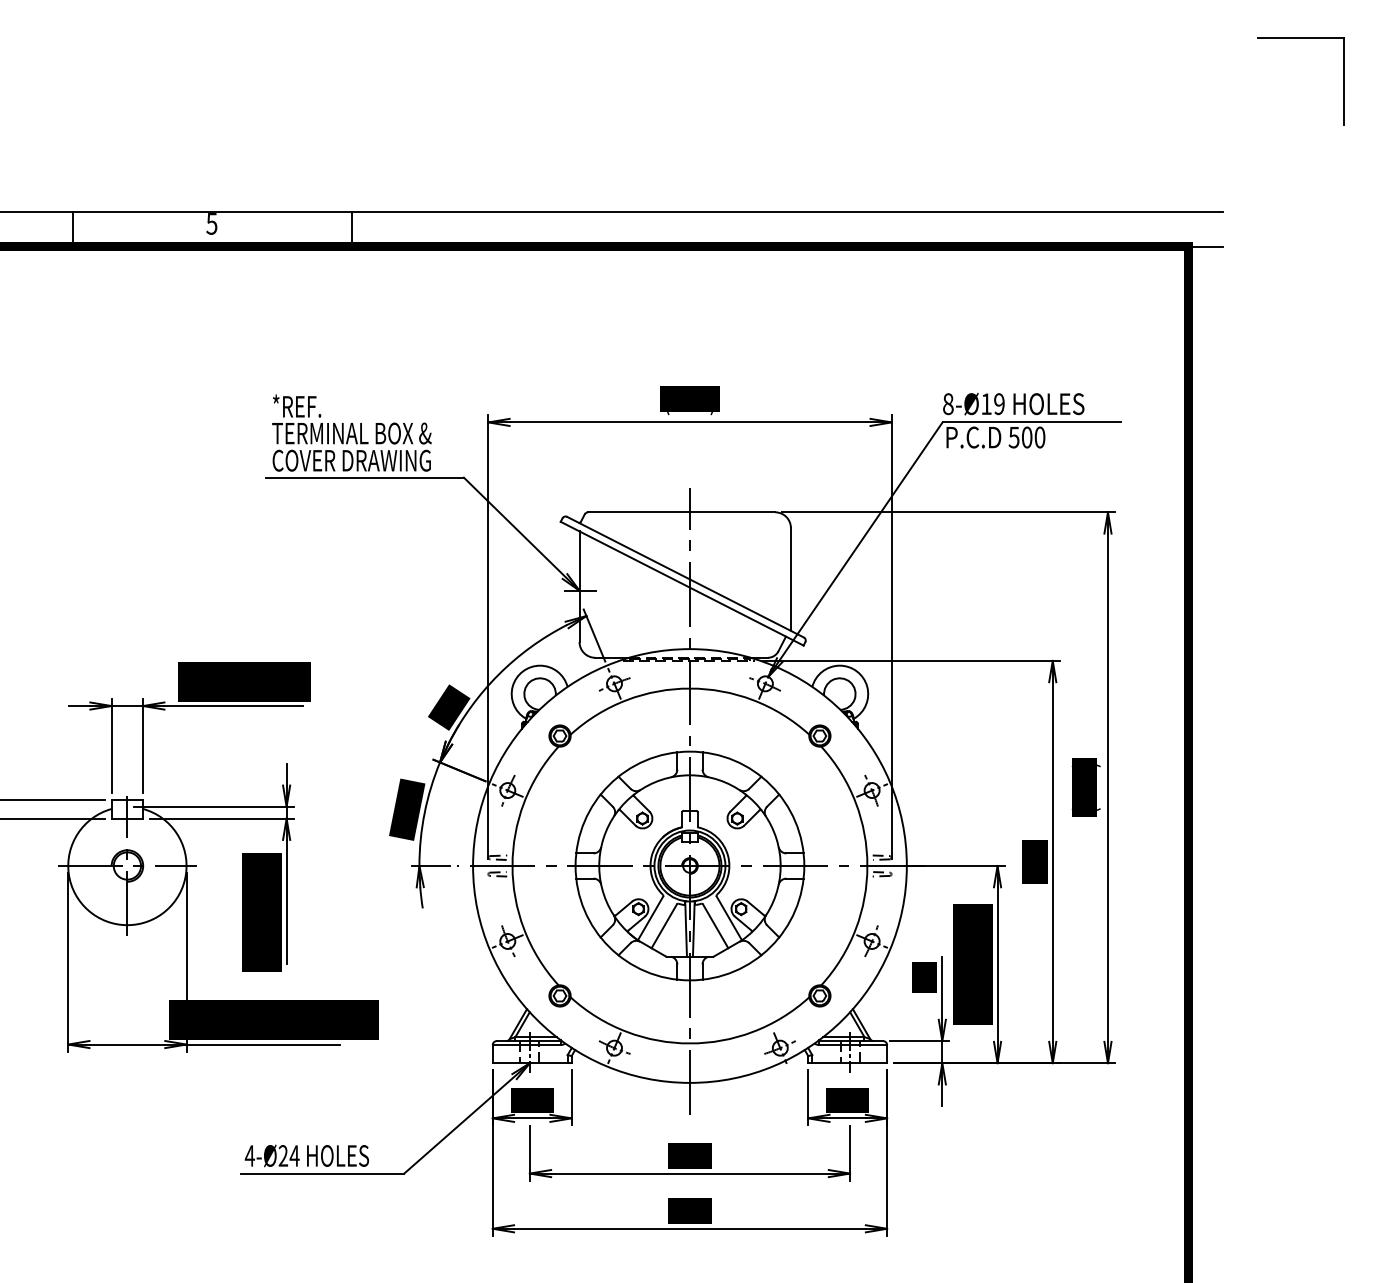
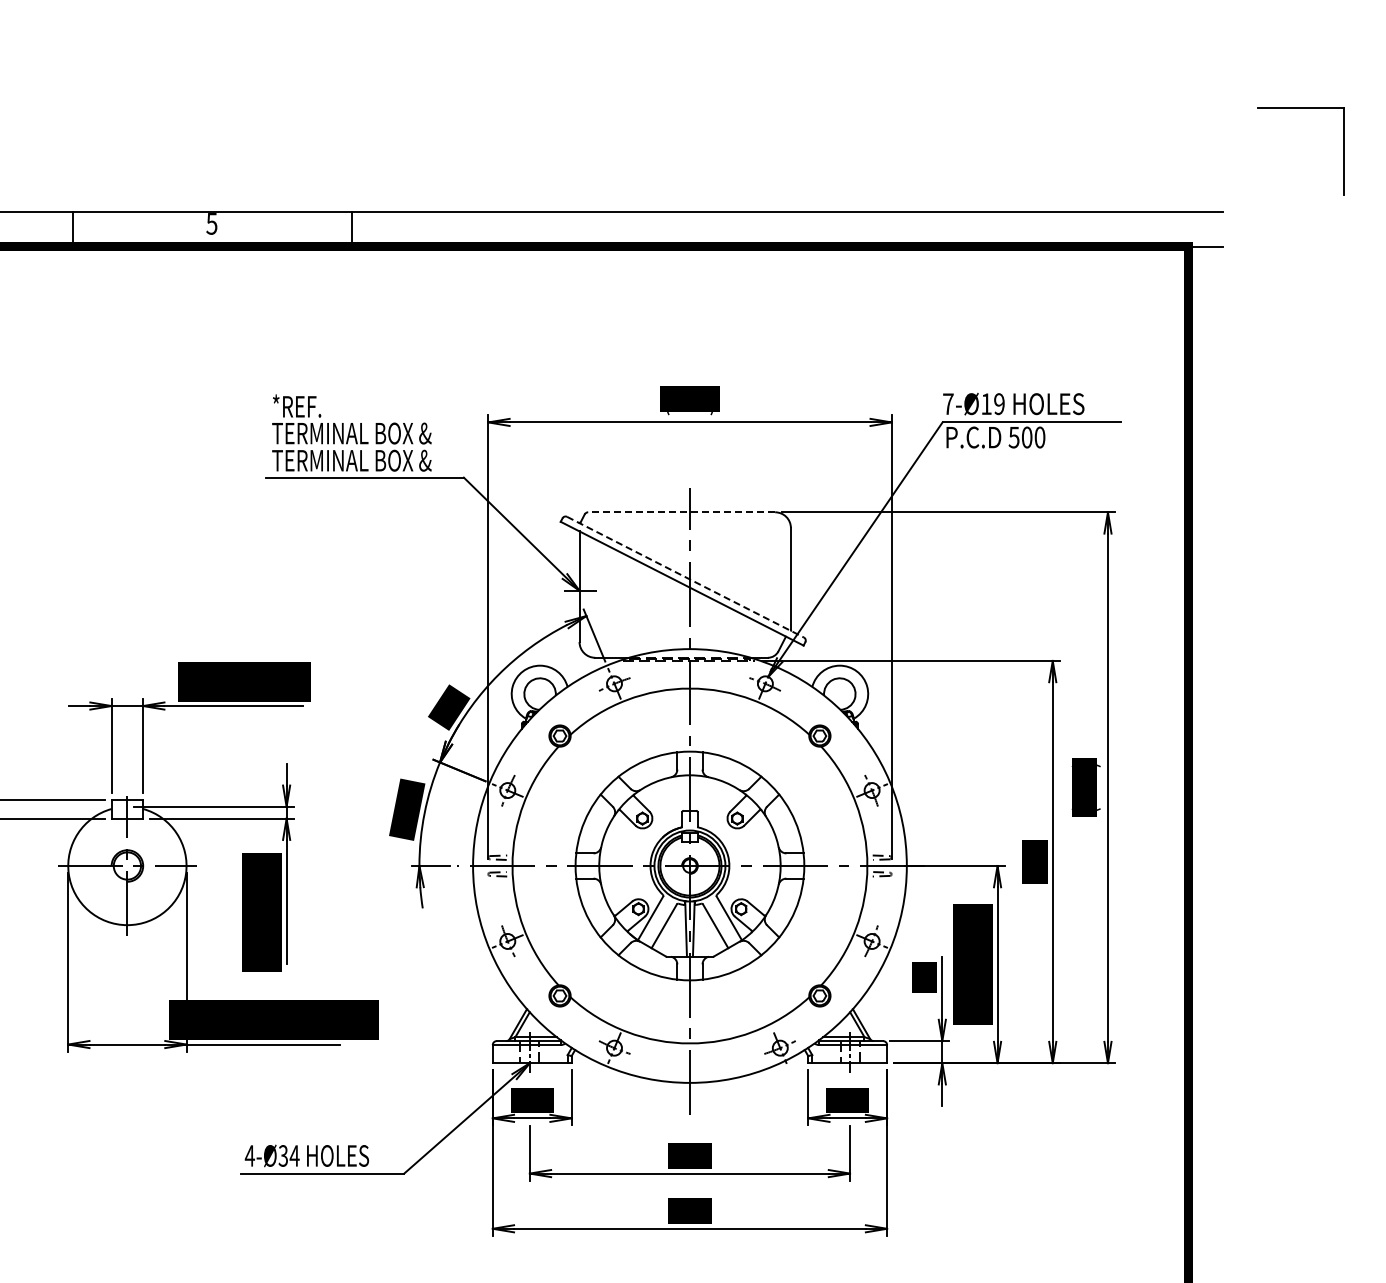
part position: (1300, 38) -> (1300, 108) (1300, 108)
text: 8-Ø19 -> 7-Ø19 (948, 404)
text: COVER DRAWING -> TERMINAL BOX & (351, 460)
line: solid -> dashed (681, 512)
line: solid -> dashed (685, 577)
text: 4-Ø24 -> 4-Ø34 (283, 1155)
